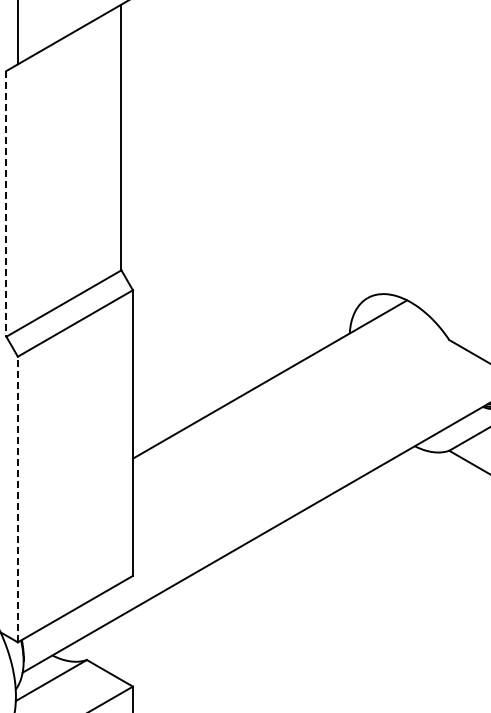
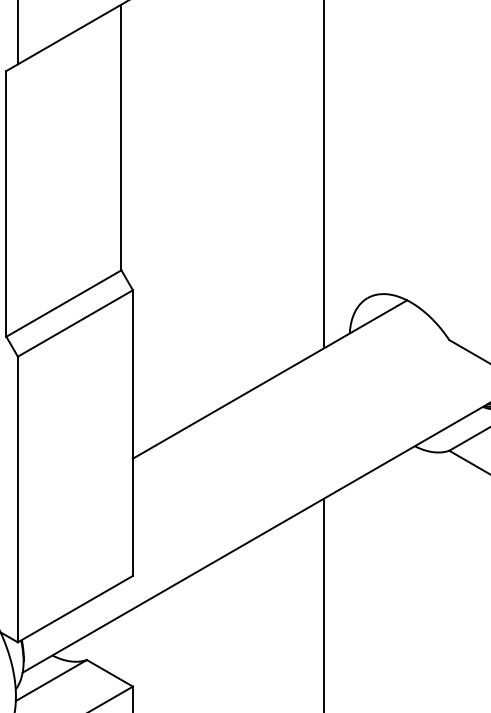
line: none -> present (323, 175)
line: dashed -> solid (6, 203)
line: dashed -> solid (17, 499)
line: none -> present (323, 603)
